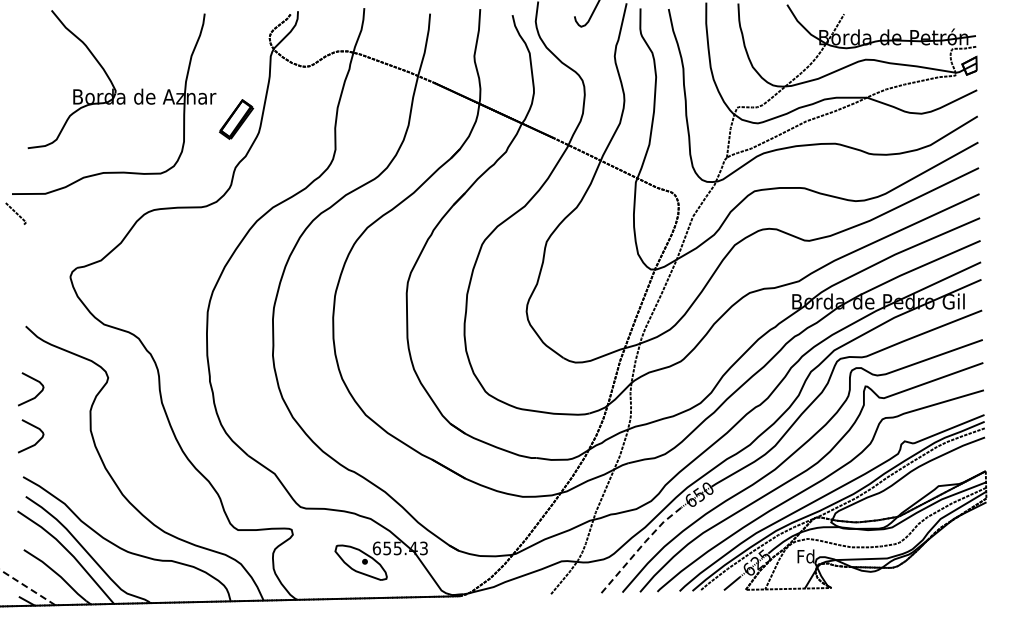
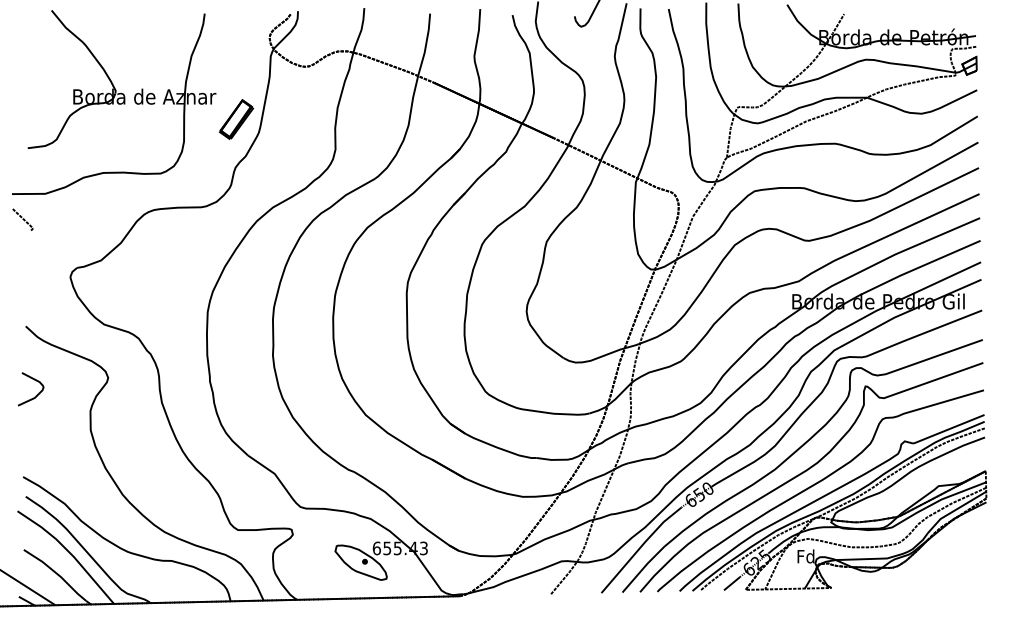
line position: (15, 213) -> (22, 219) (22, 219)
curve: present -> none (36, 441)
line: dashed -> solid (640, 547)
line: dashed -> solid (27, 587)
